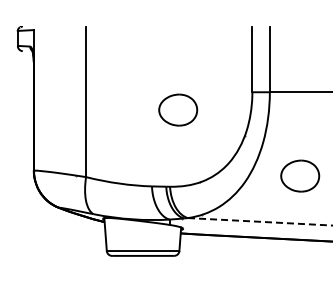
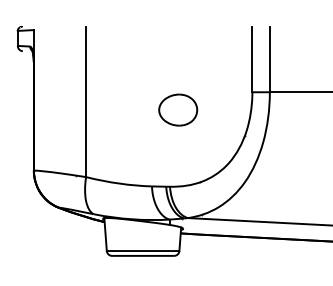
part: present -> none (300, 175)
line: dashed -> solid (259, 221)
